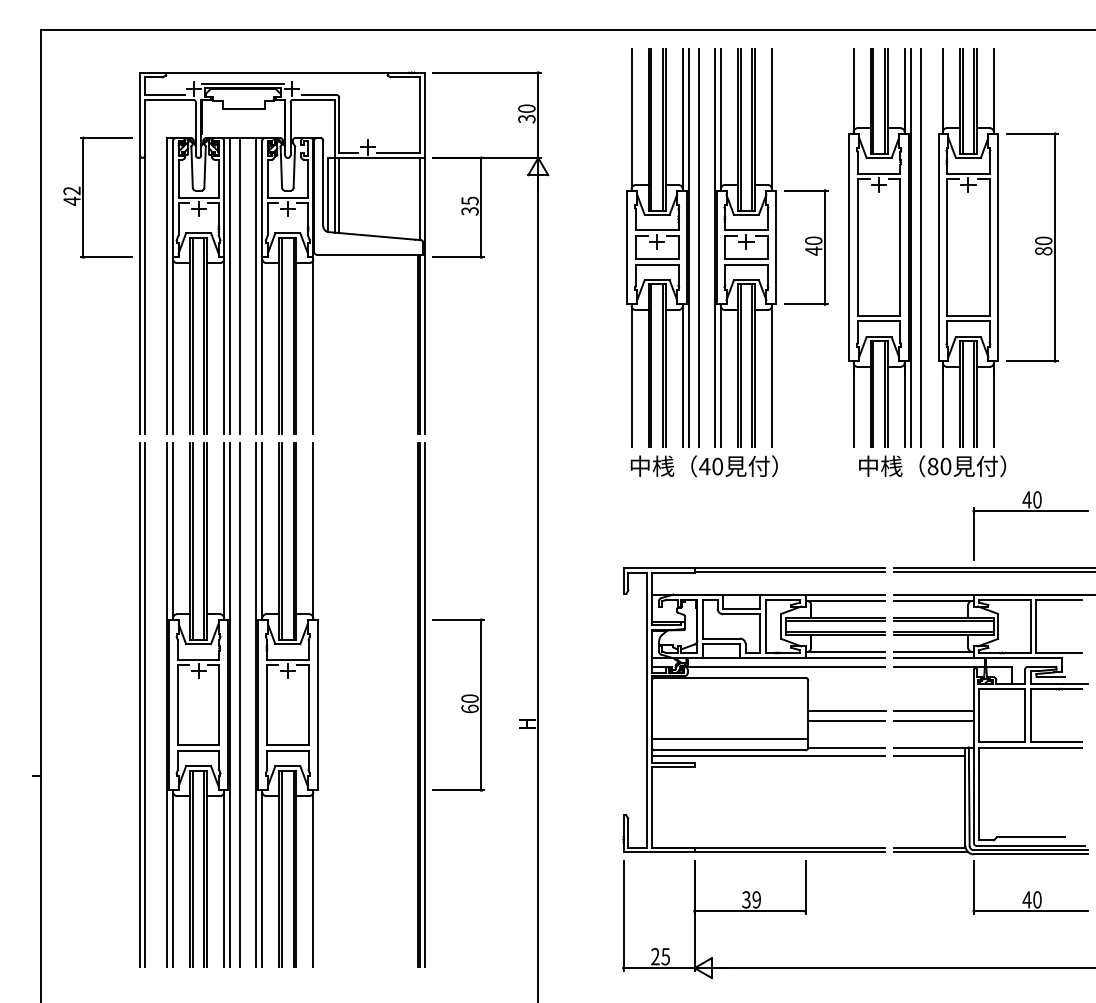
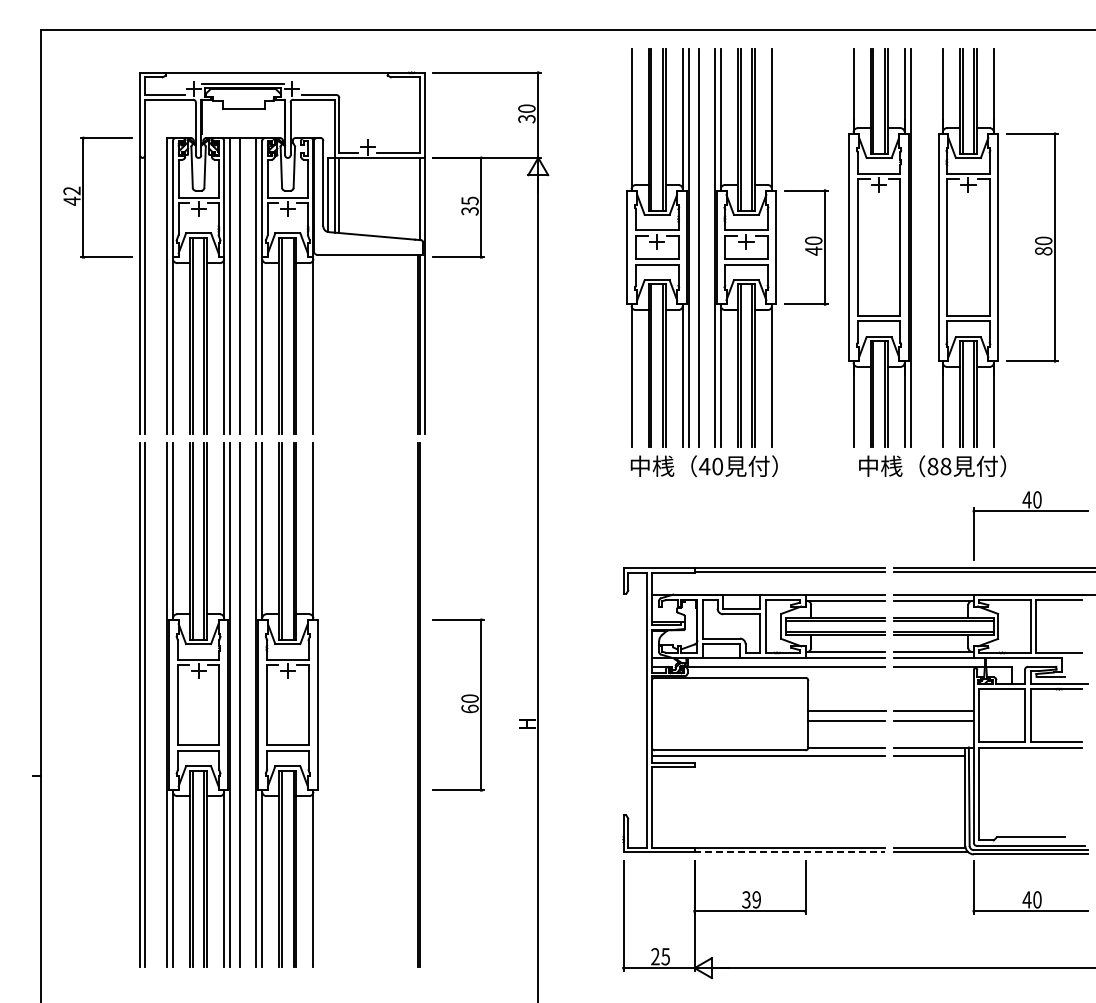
line: present -> none (920, 247)
text: 80 -> 88 (945, 466)
line: present -> none (424, 704)
line: present -> none (730, 738)
line: solid -> dashed (789, 852)
